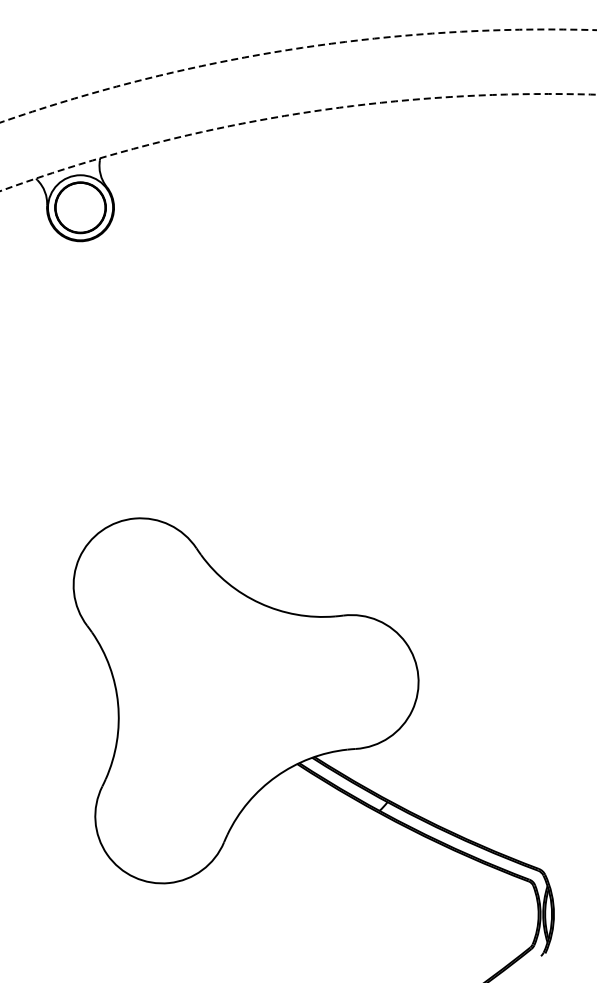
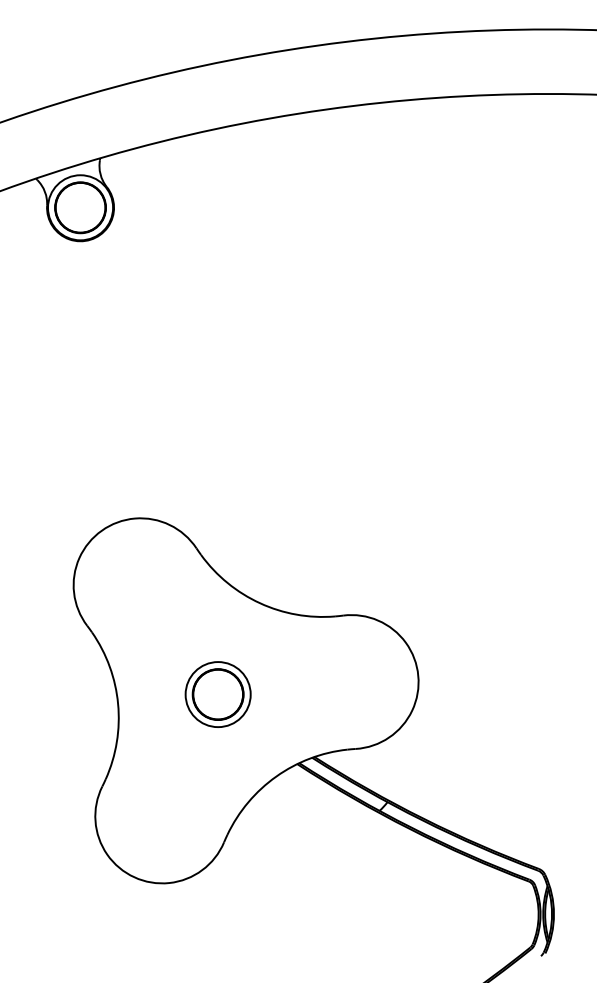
arc: dashed -> solid (294, 49)
arc: dashed -> solid (290, 115)
part: none -> present (217, 694)
